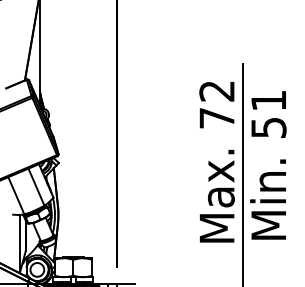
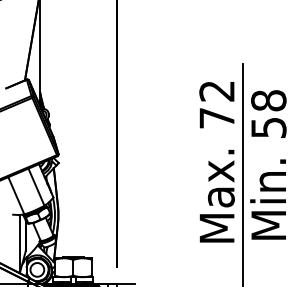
text: 51 -> 58 (268, 100)
